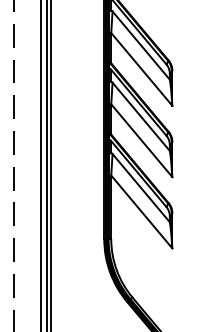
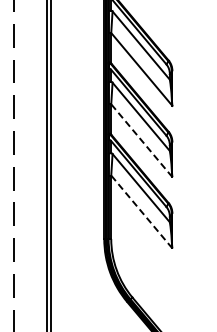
line: solid -> dashed (141, 140)
line: present -> none (40, 165)
line: solid -> dashed (141, 212)
